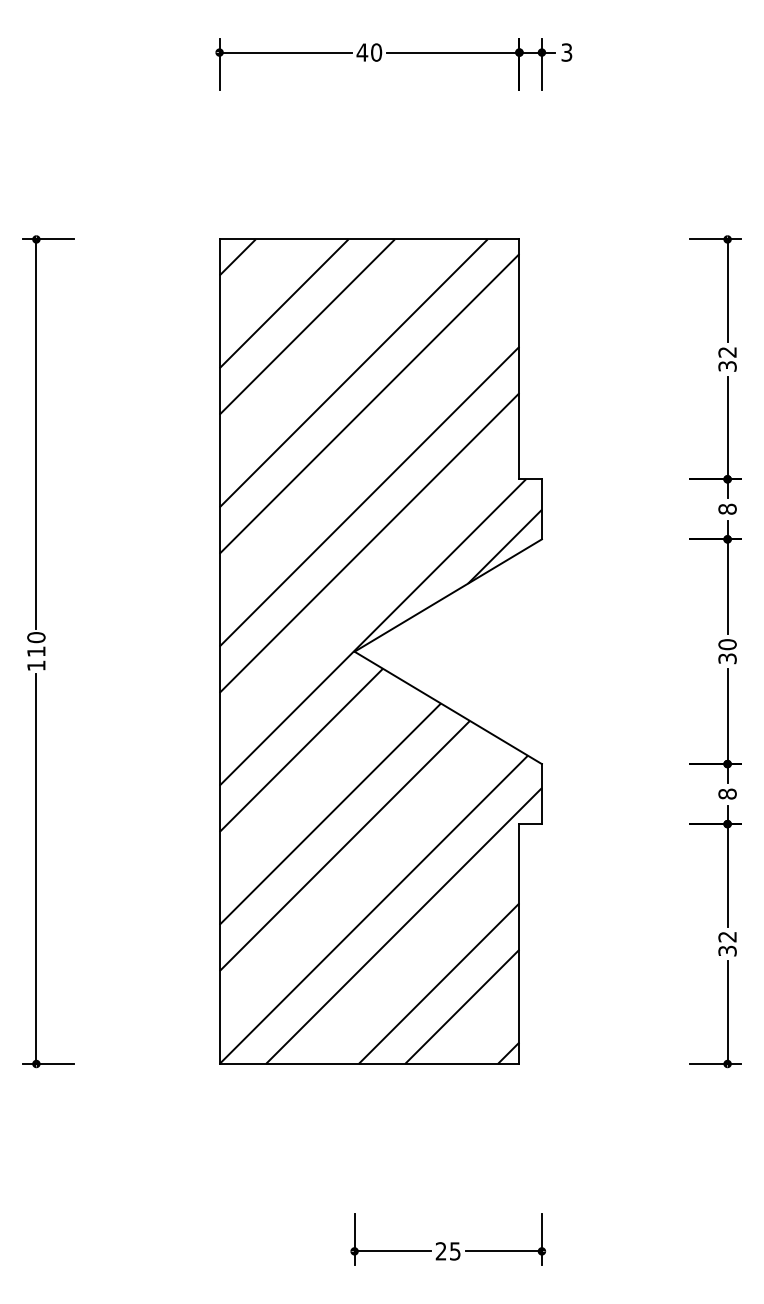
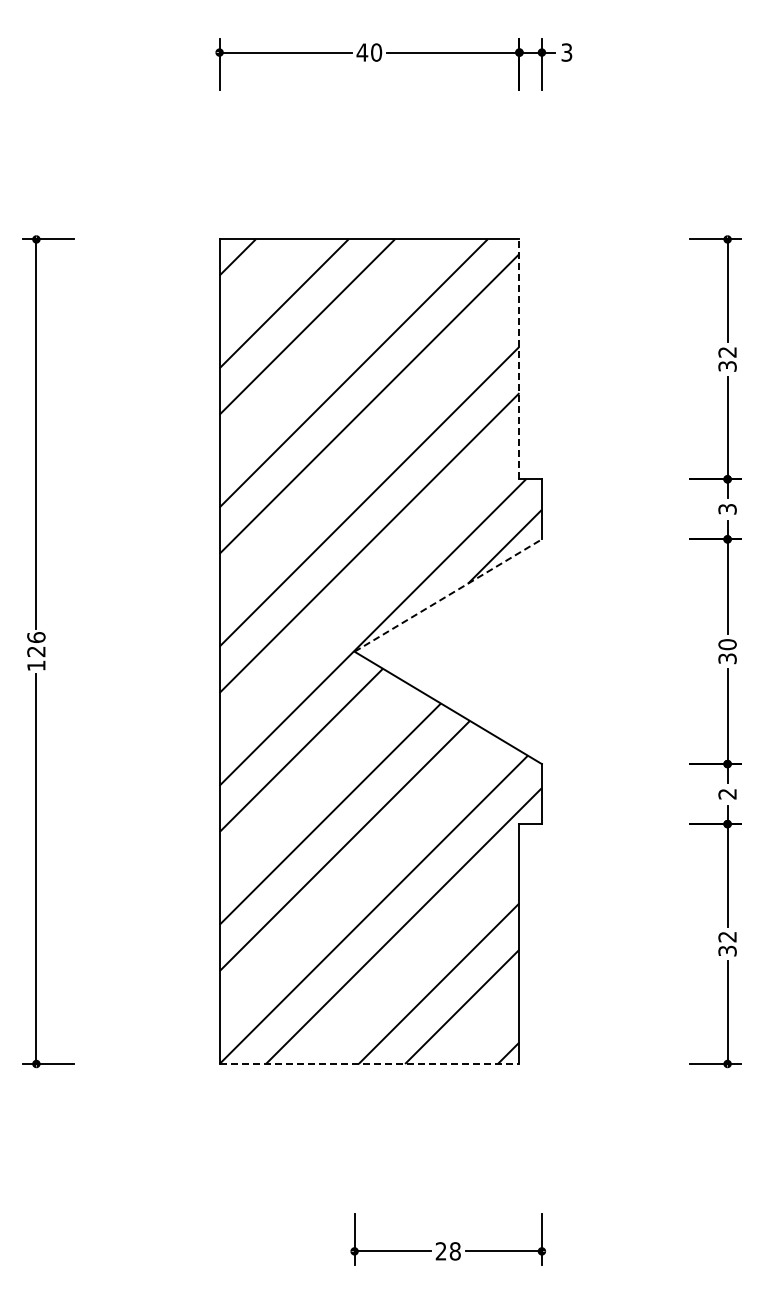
line: solid -> dashed (519, 359)
text: 8 -> 3 (727, 508)
line: solid -> dashed (448, 595)
text: 110 -> 126 (36, 644)
text: 8 -> 2 (727, 793)
line: solid -> dashed (369, 1063)
text: 25 -> 28 (454, 1251)
